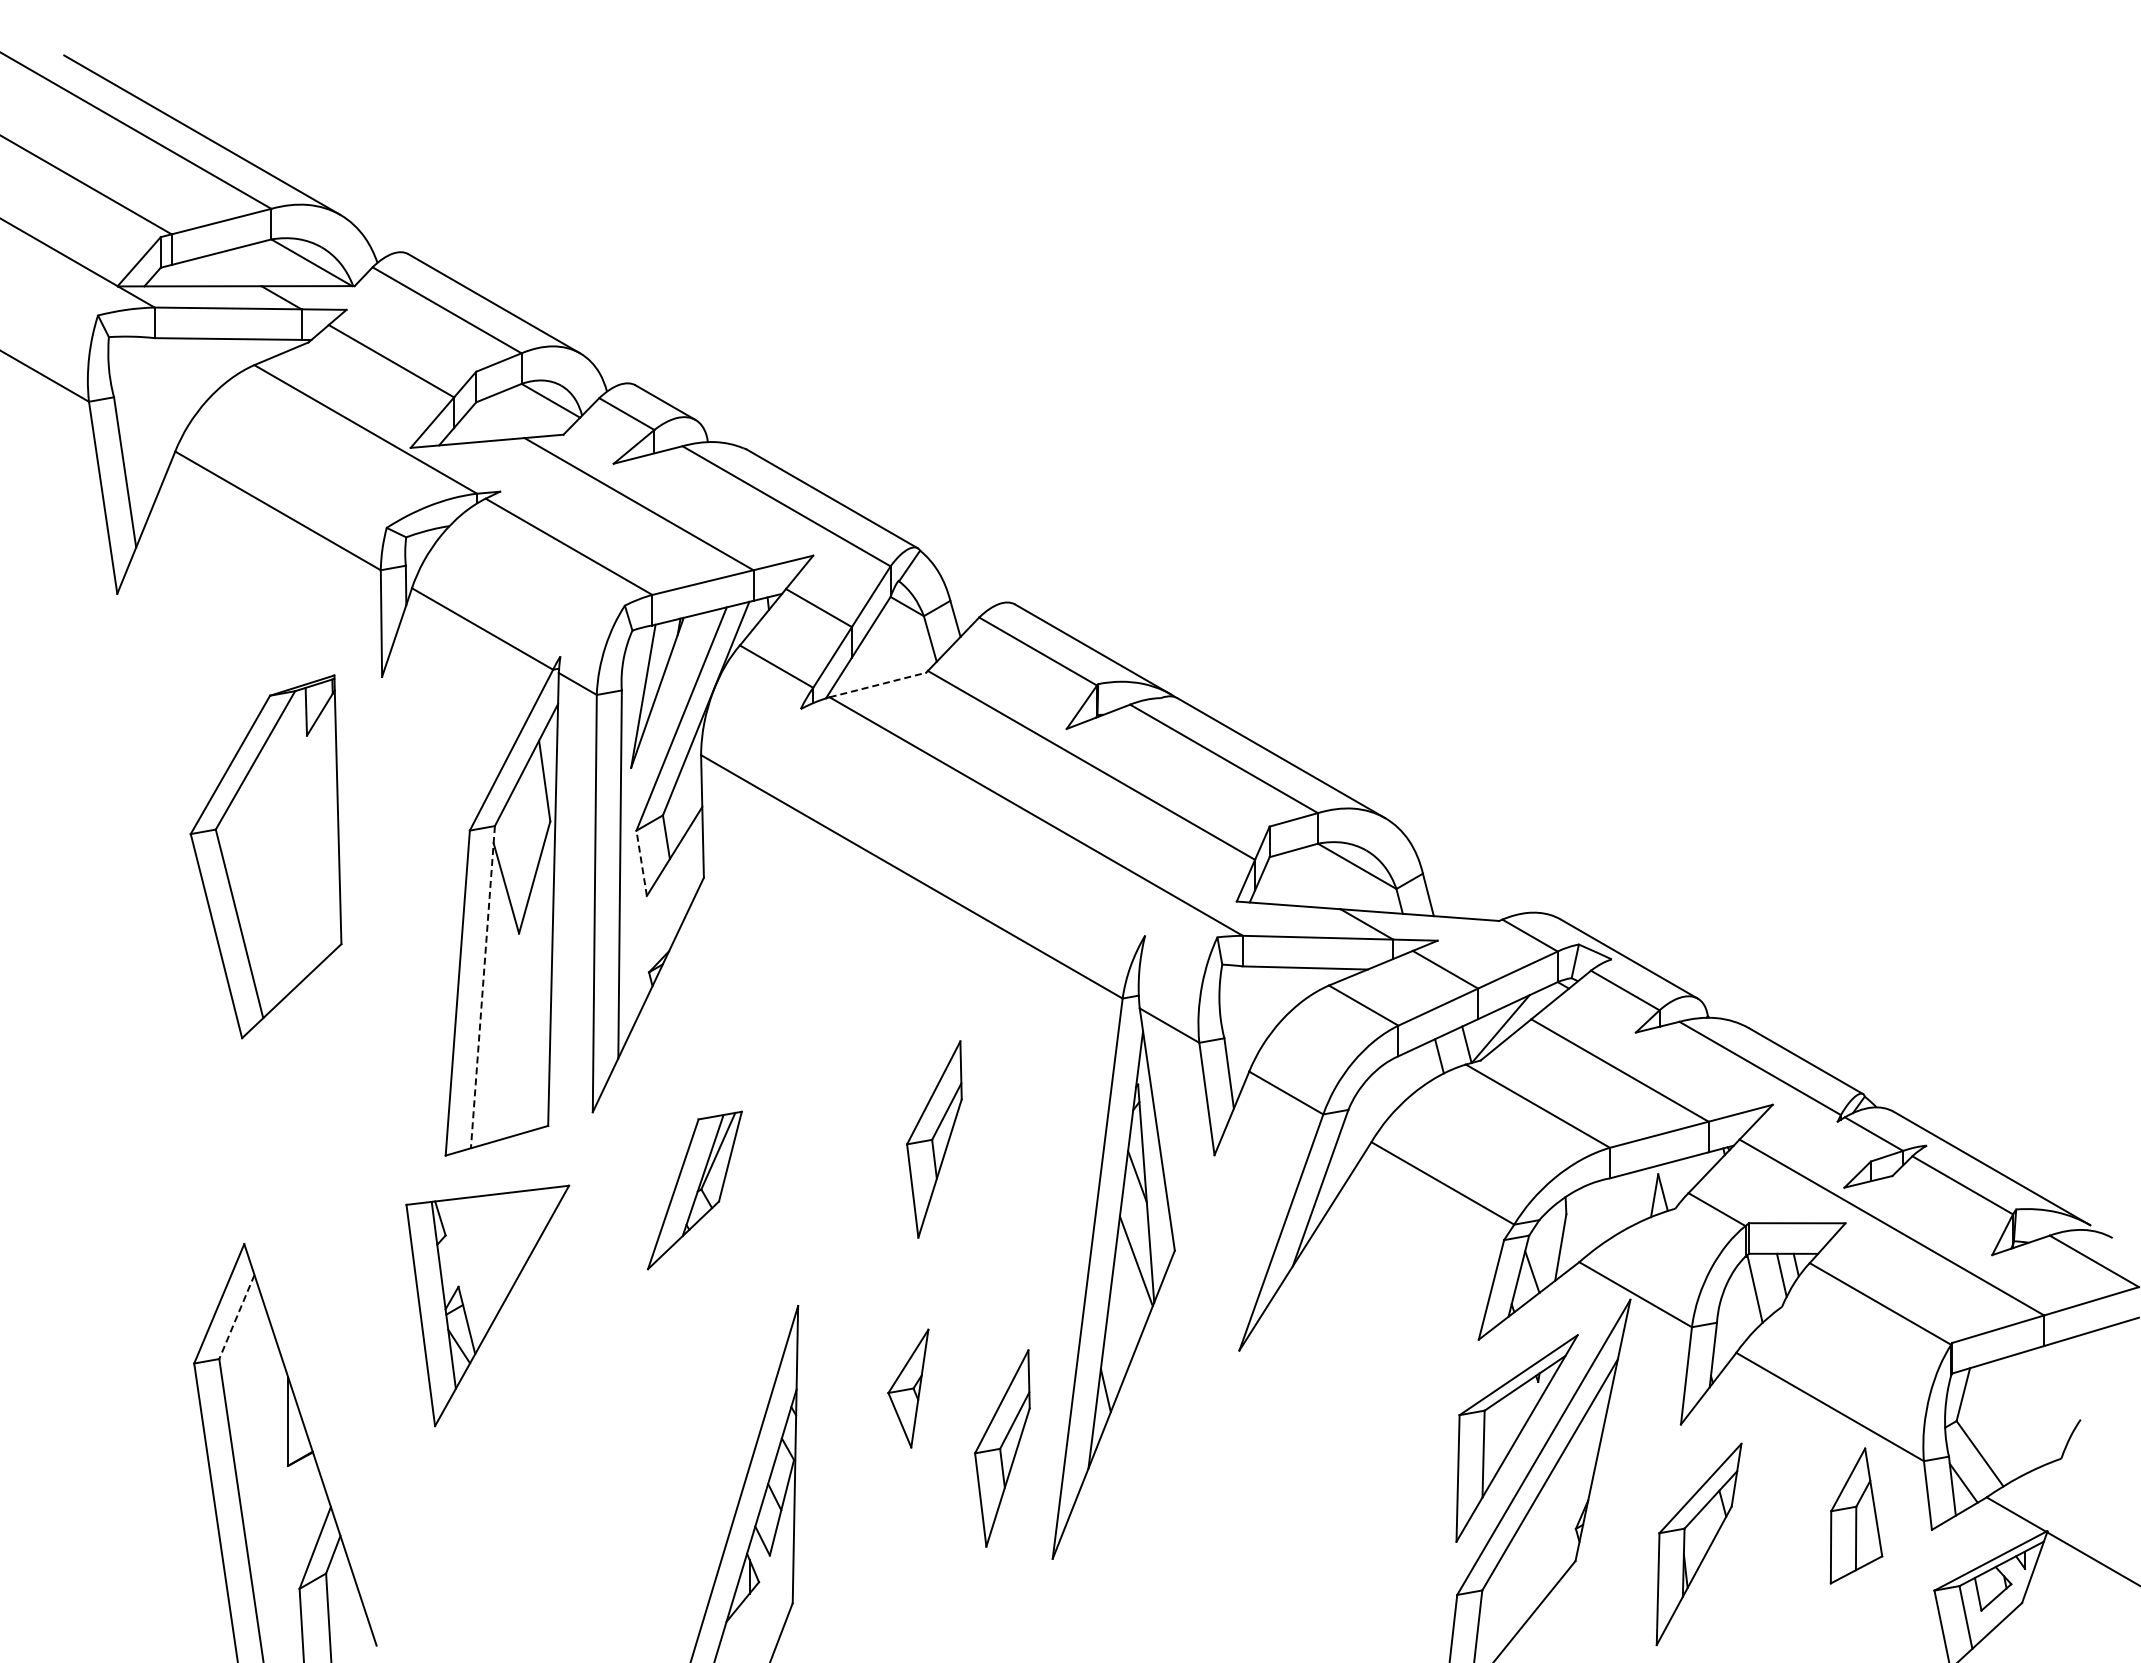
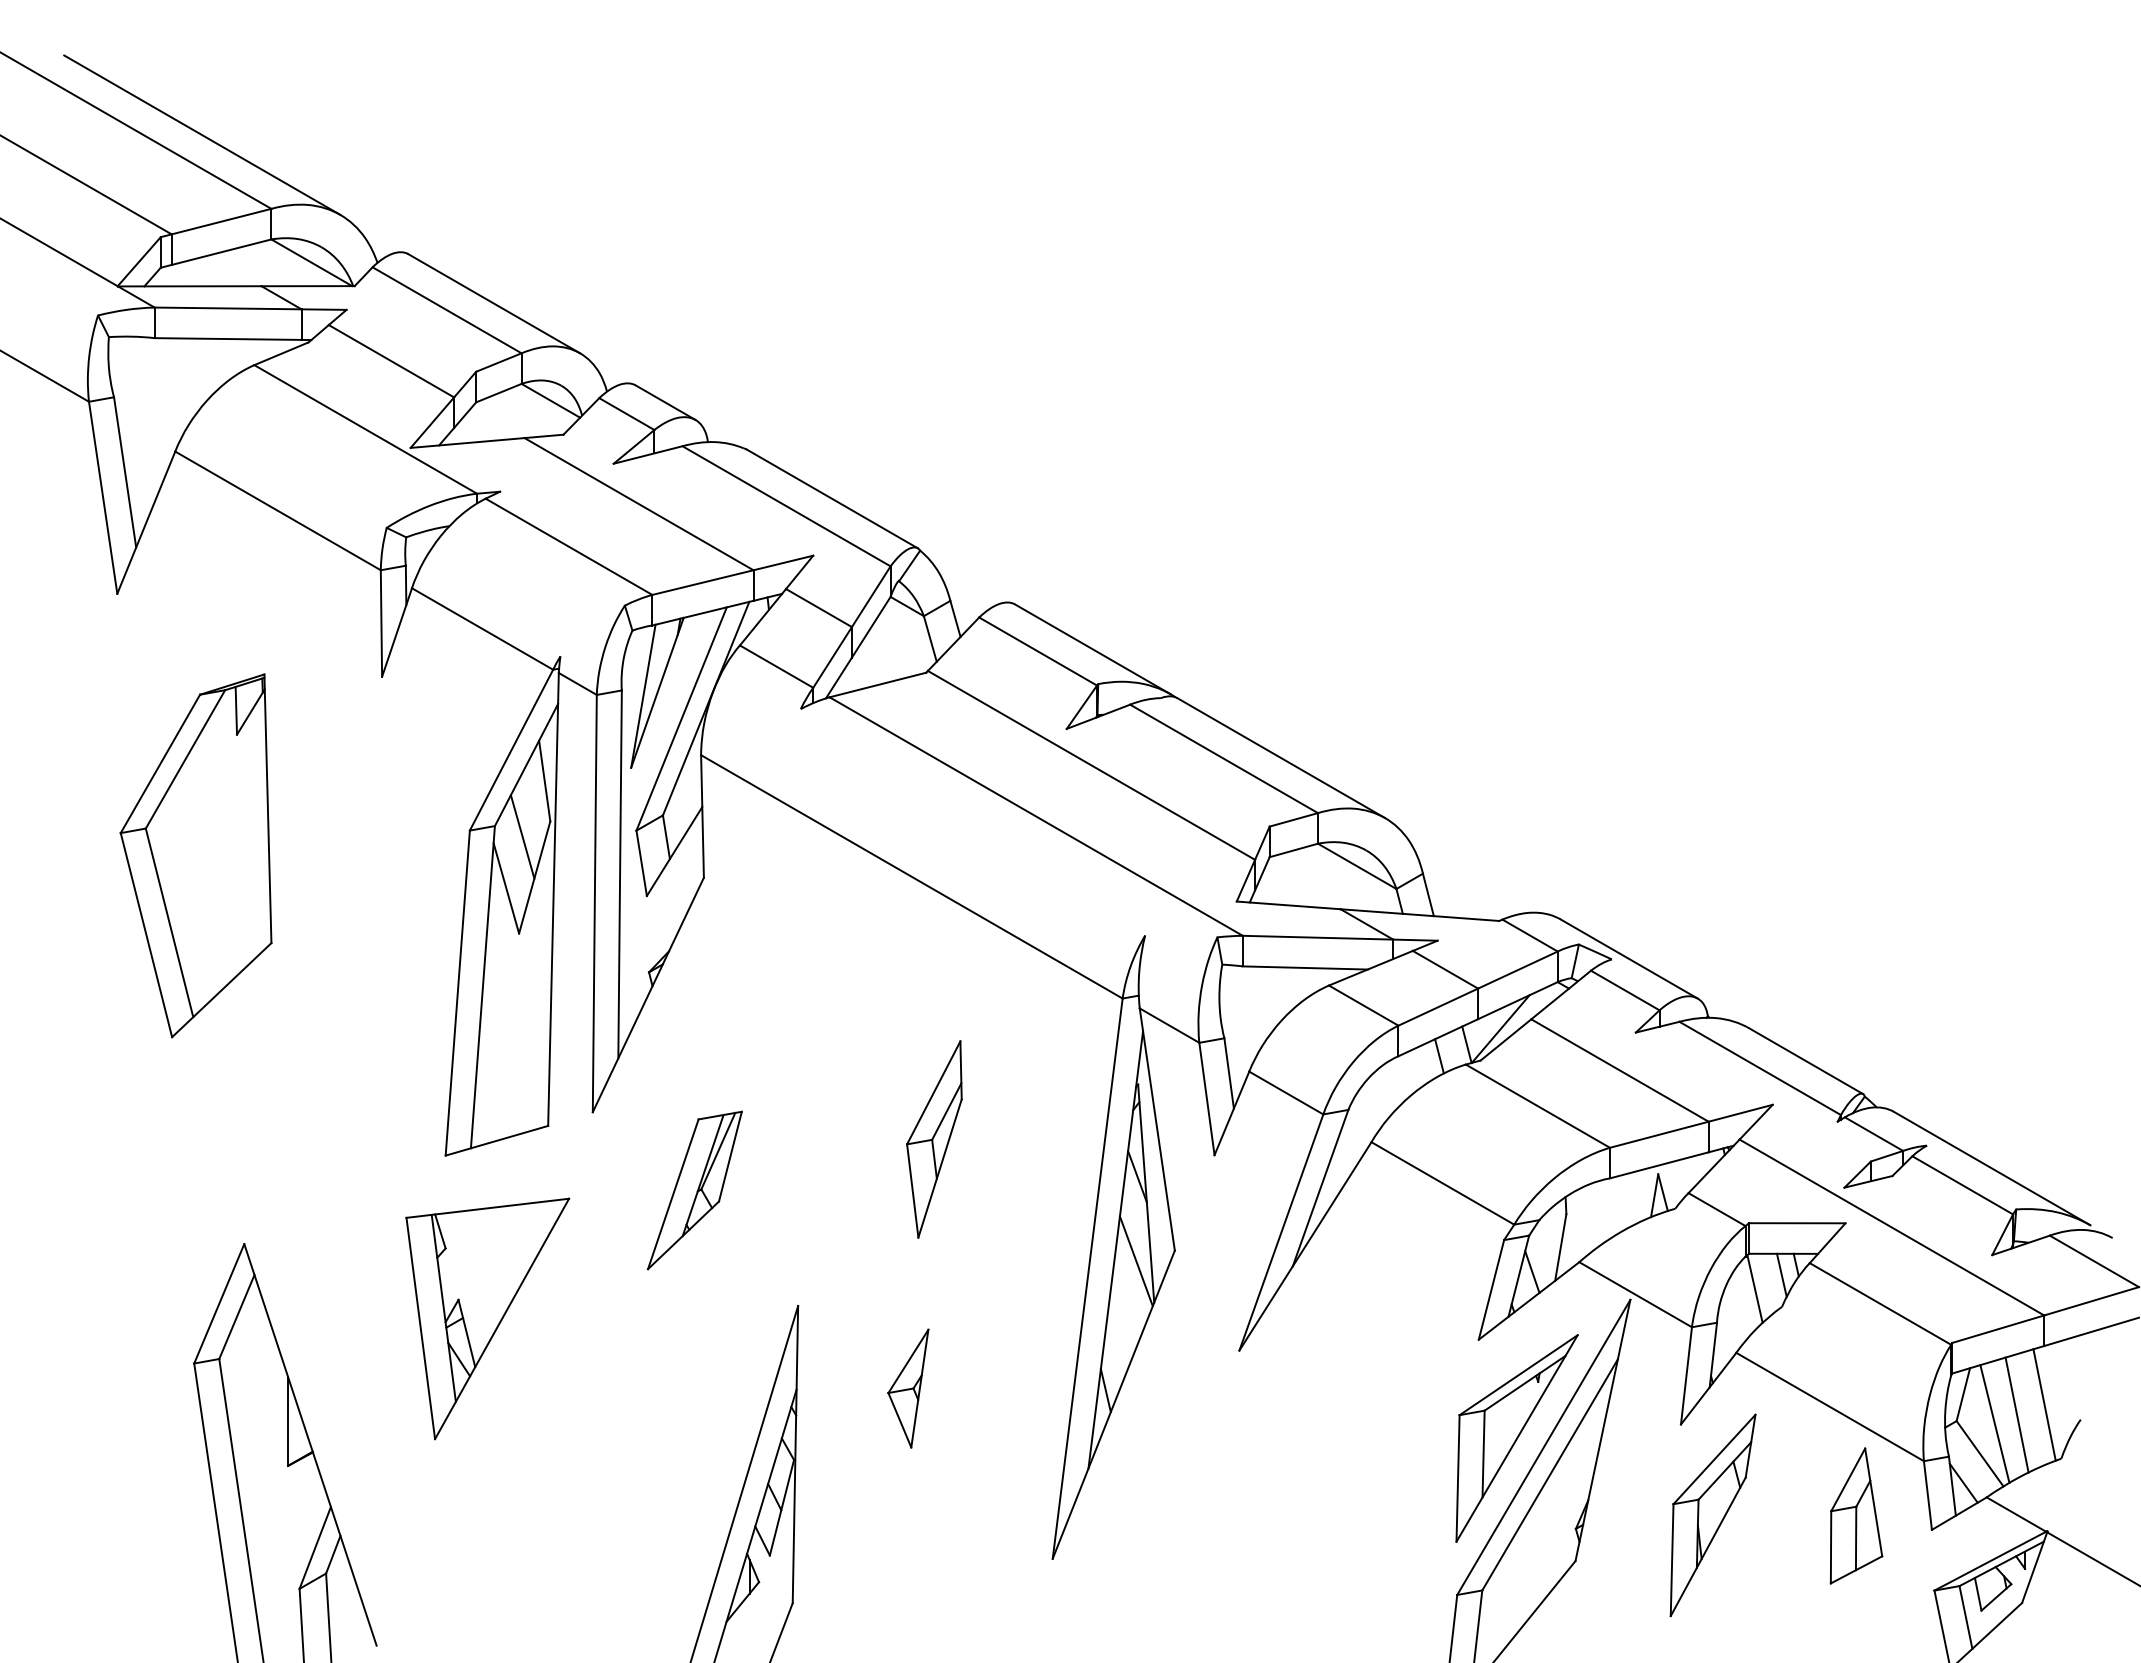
line: dashed -> solid (877, 685)
line: none -> present (522, 836)
part position: (265, 856) -> (195, 855) (195, 855)
line: dashed -> solid (641, 862)
line: dashed -> solid (482, 987)
part position: (487, 1305) -> (487, 1318) (487, 1318)
line: dashed -> solid (236, 1317)
line: none -> present (2044, 1404)
line: none -> present (2016, 1414)
line: none -> present (1994, 1423)
part: present -> none (1002, 1448)
part position: (1698, 1544) -> (1712, 1515) (1712, 1515)
